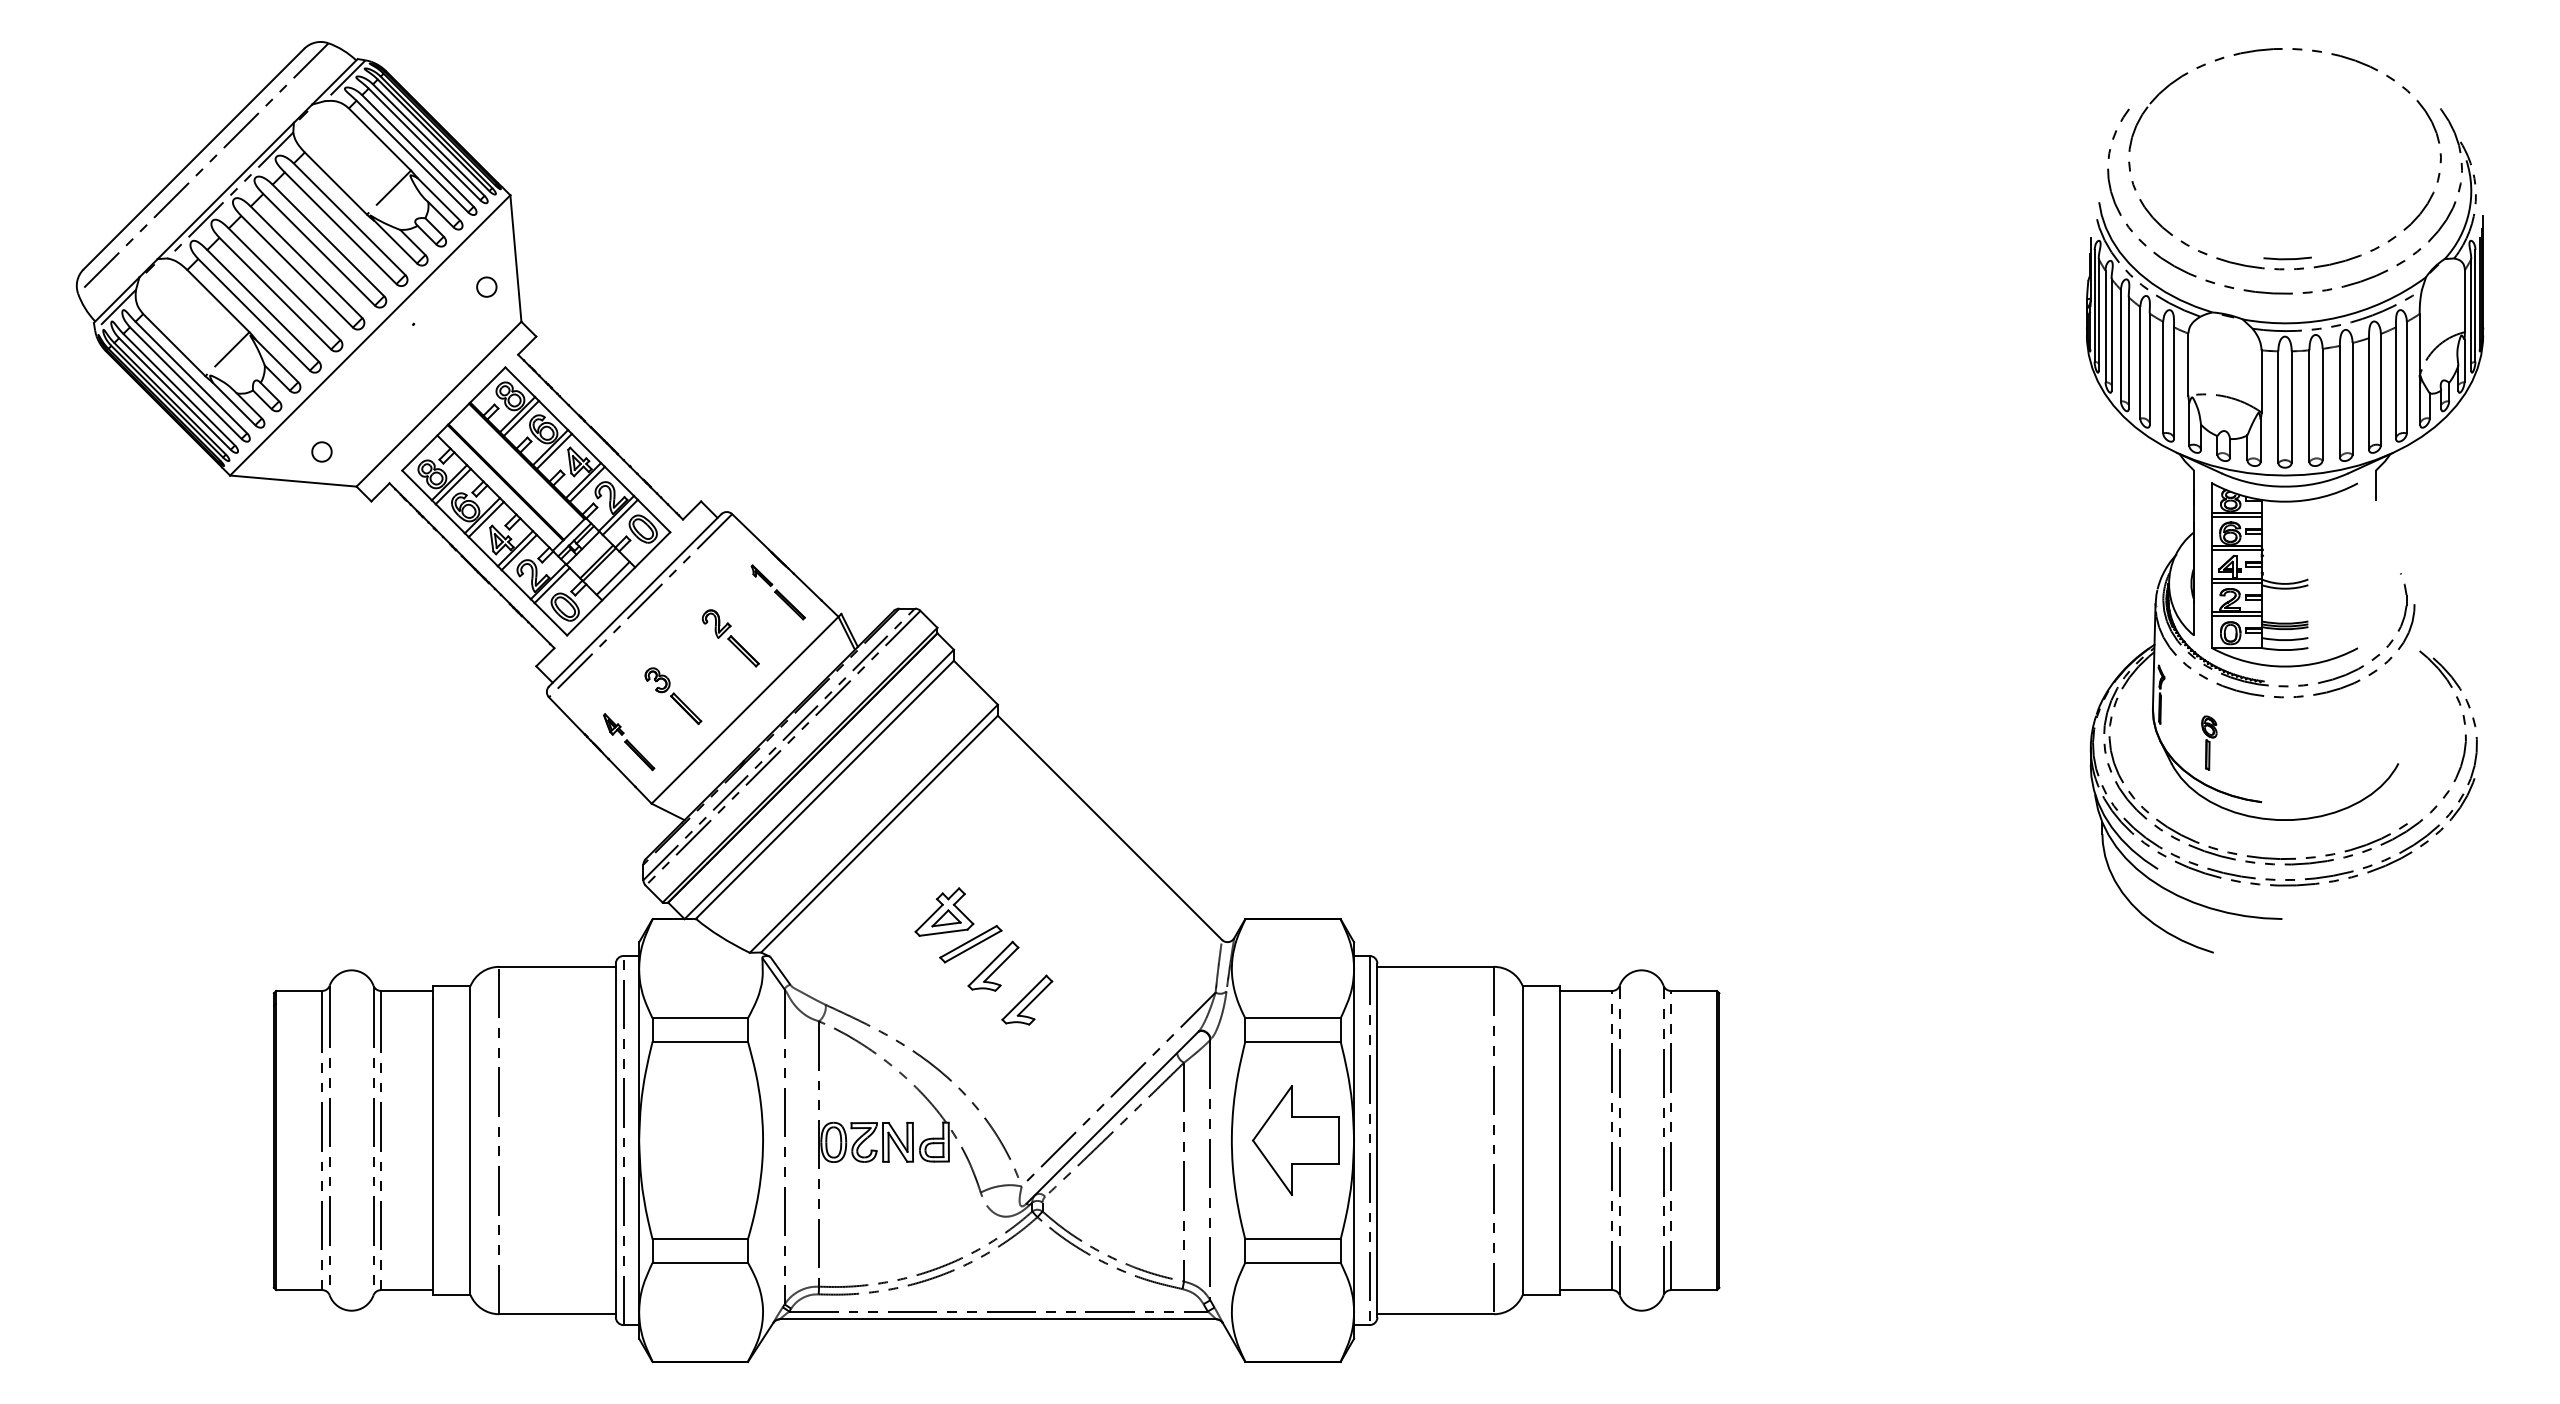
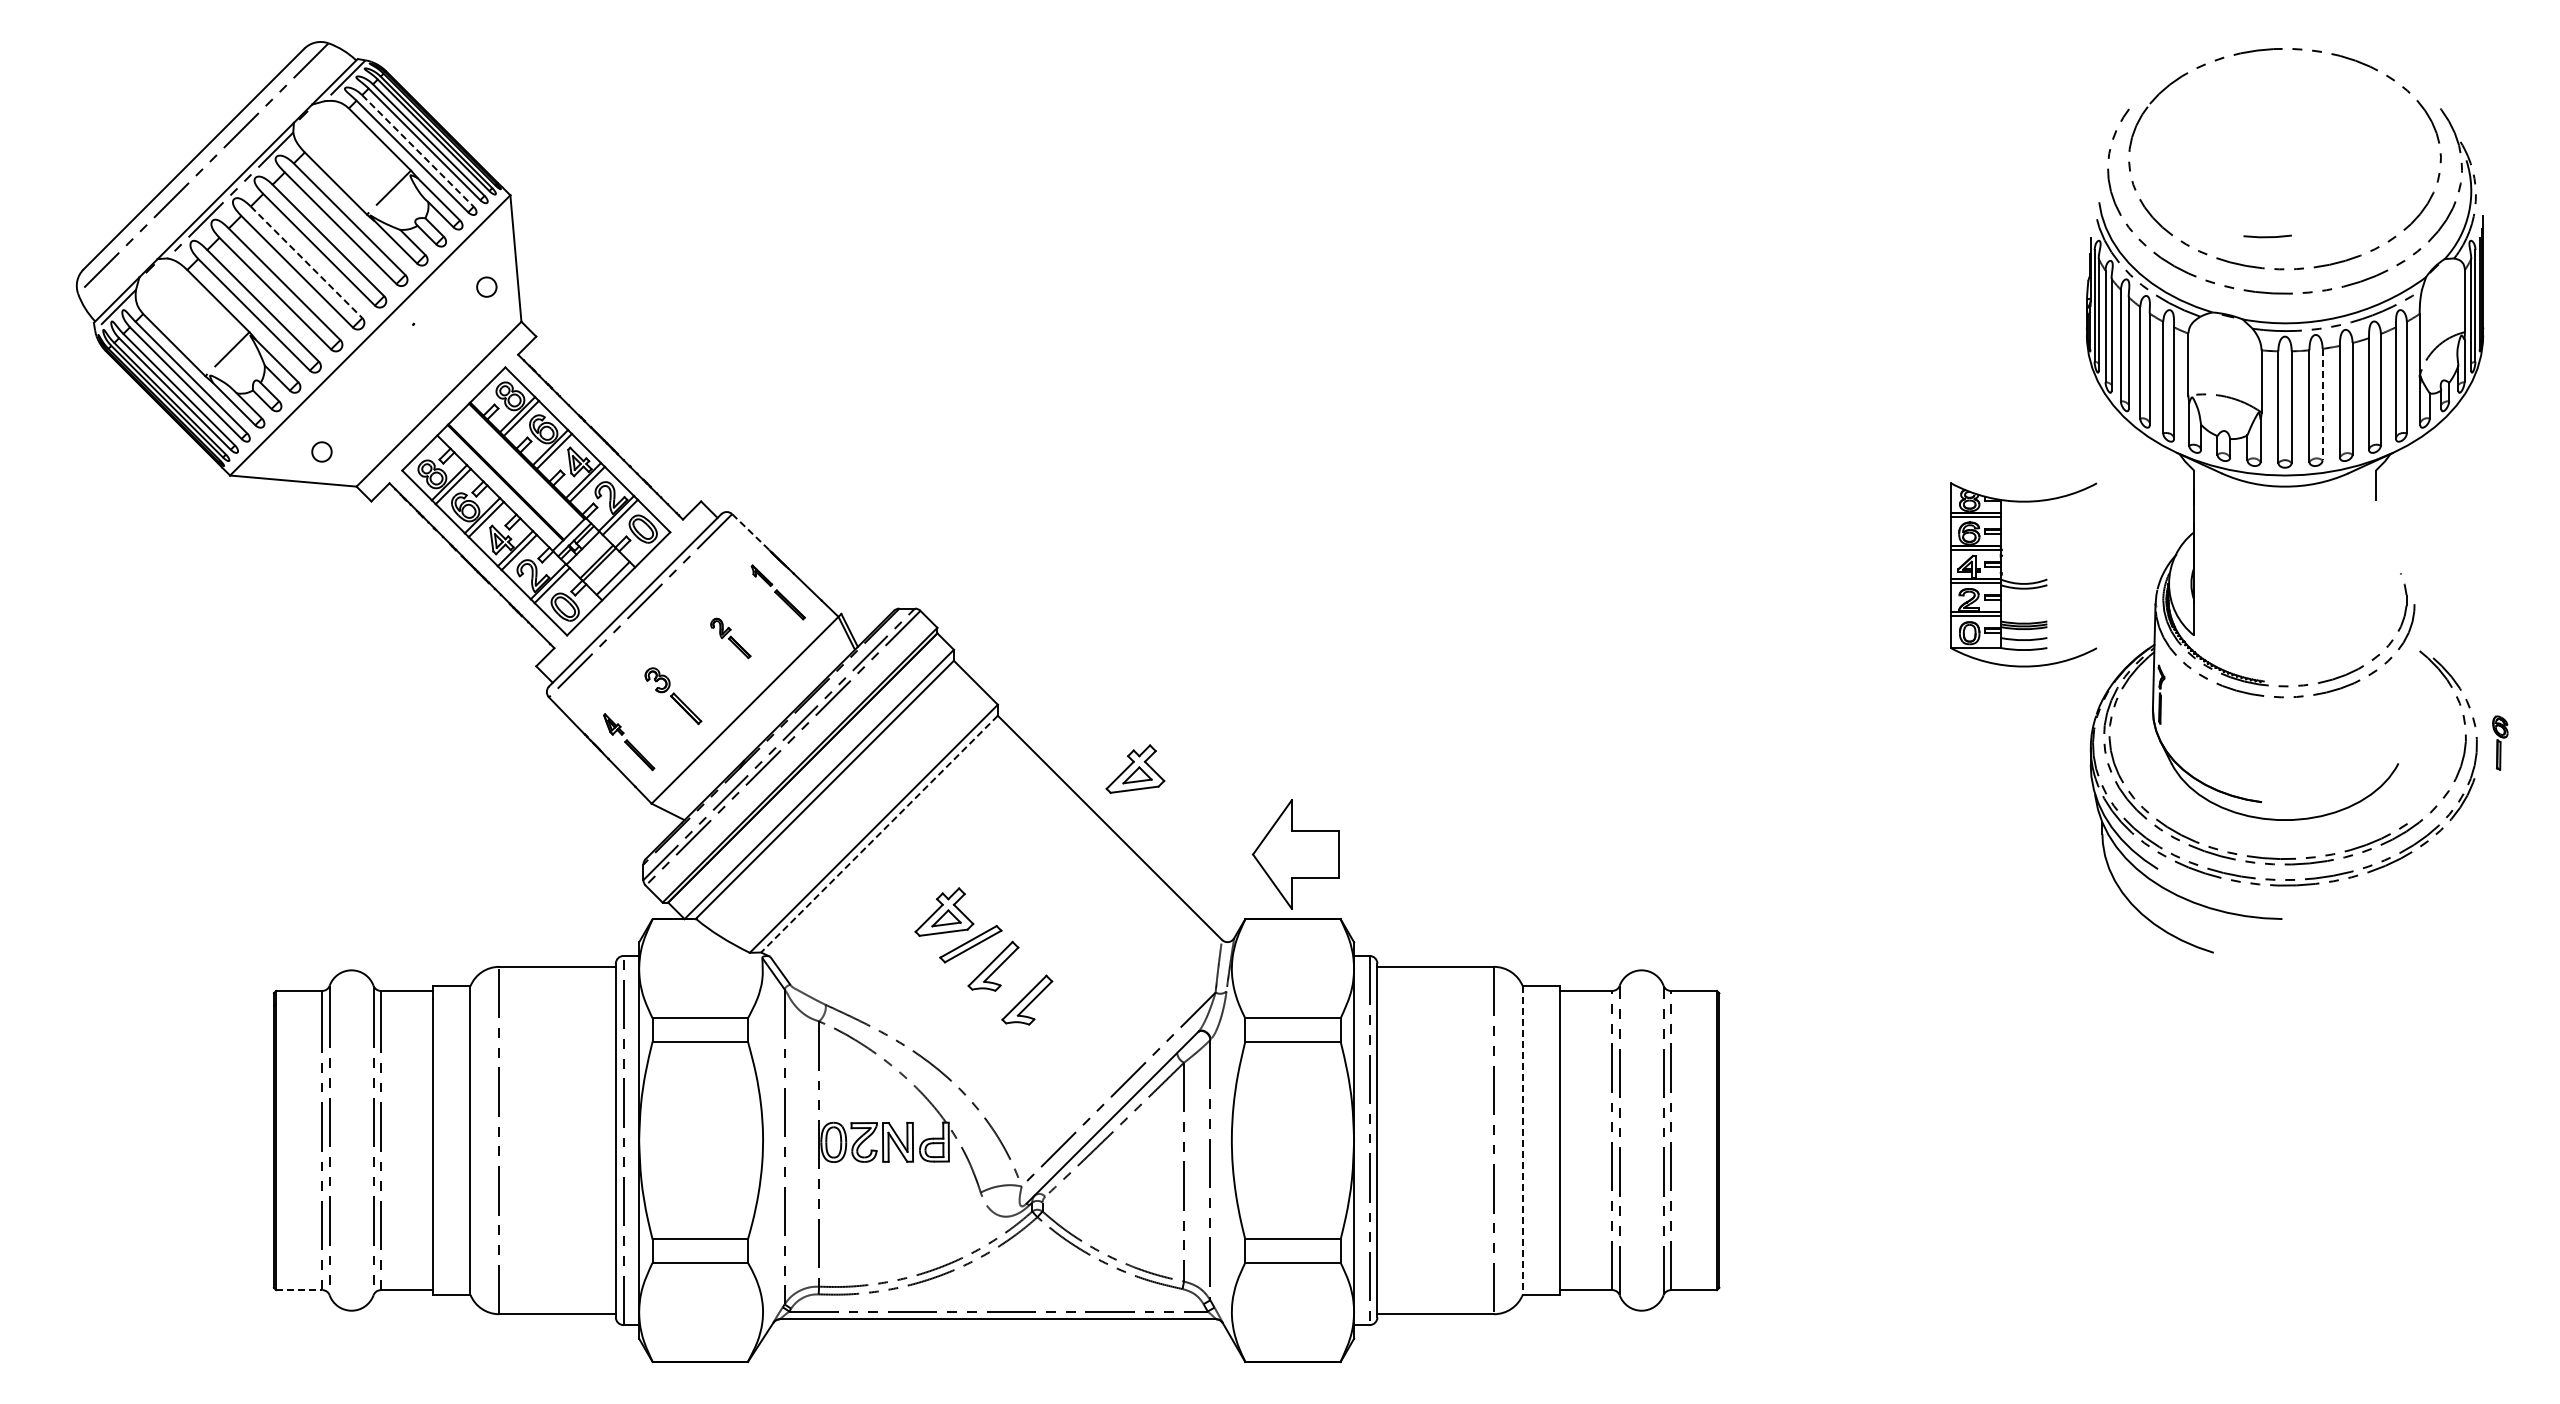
line: solid -> dashed (417, 150)
line position: (2287, 258) -> (2267, 236) (2267, 236)
line: solid -> dashed (306, 262)
line: solid -> dashed (2322, 404)
line: solid -> dashed (750, 531)
part position: (2281, 582) -> (2020, 582) (2020, 582)
part size: 59x59 px -> 42x43 px (730, 638)
part position: (2209, 742) -> (2500, 742) (2500, 742)
part: none -> present (1135, 768)
line: solid -> dashed (879, 834)
part position: (1295, 1140) -> (1295, 854) (1295, 854)
line: solid -> dashed (1522, 1141)
line: solid -> dashed (299, 1290)
